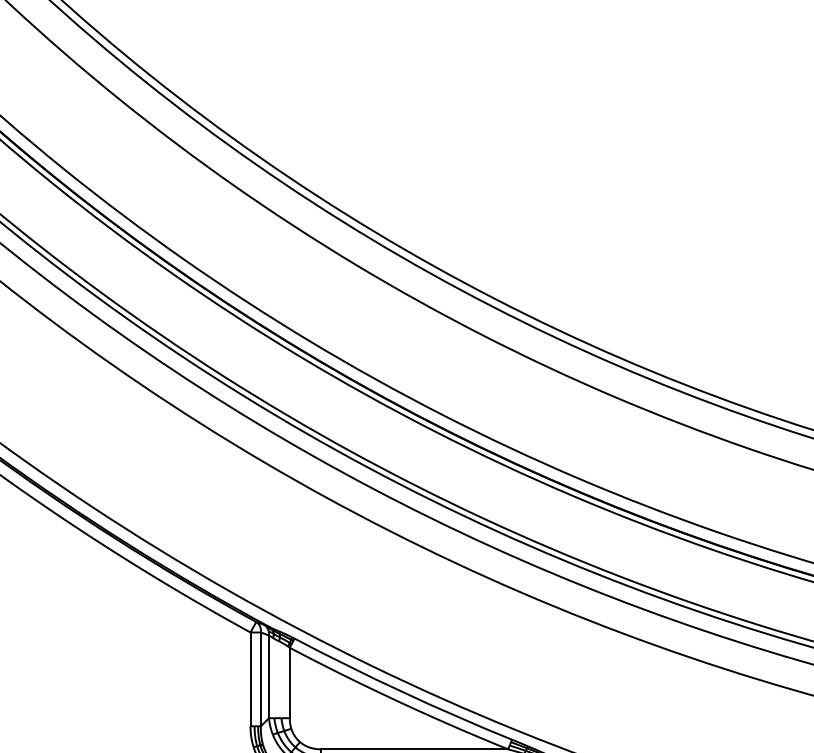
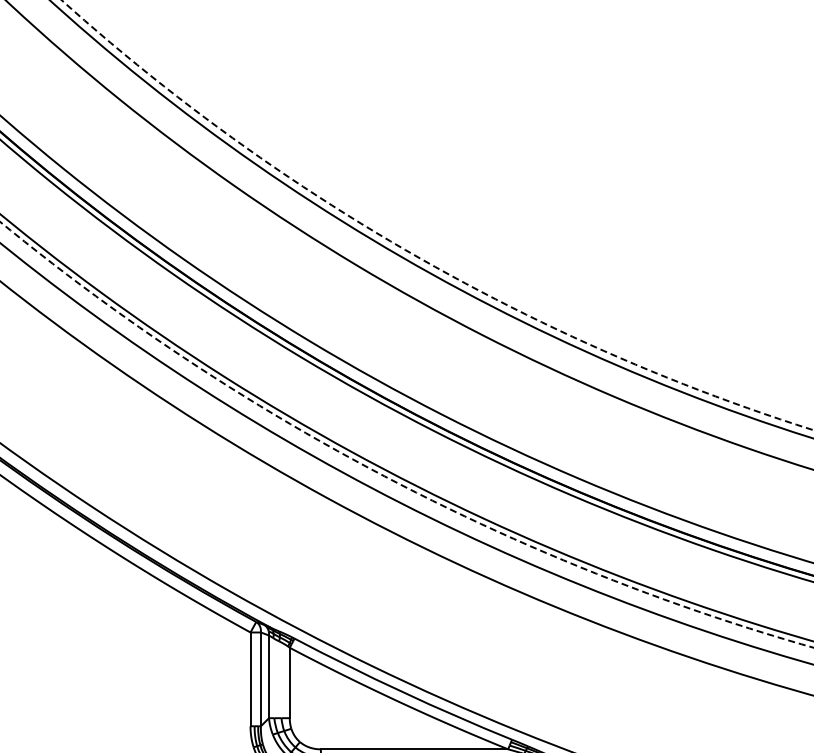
arc: solid -> dashed (414, 255)
arc: solid -> dashed (387, 477)
